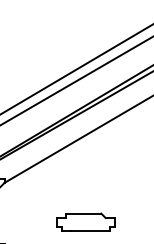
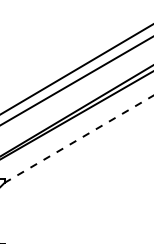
line: solid -> dashed (78, 139)
part: present -> none (85, 221)
